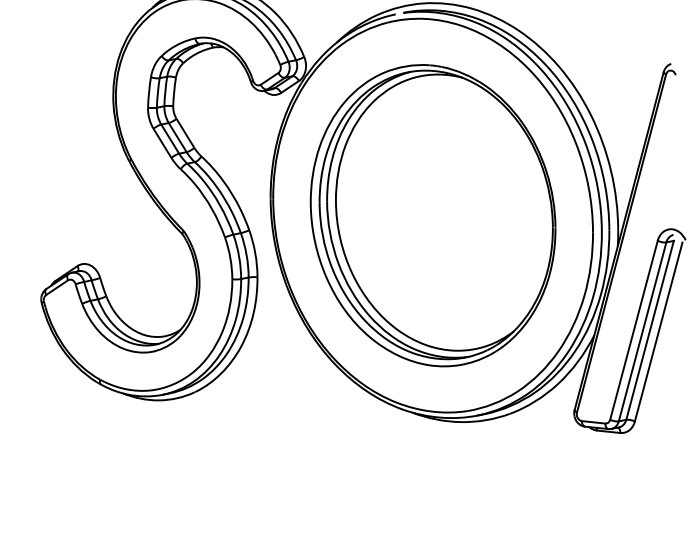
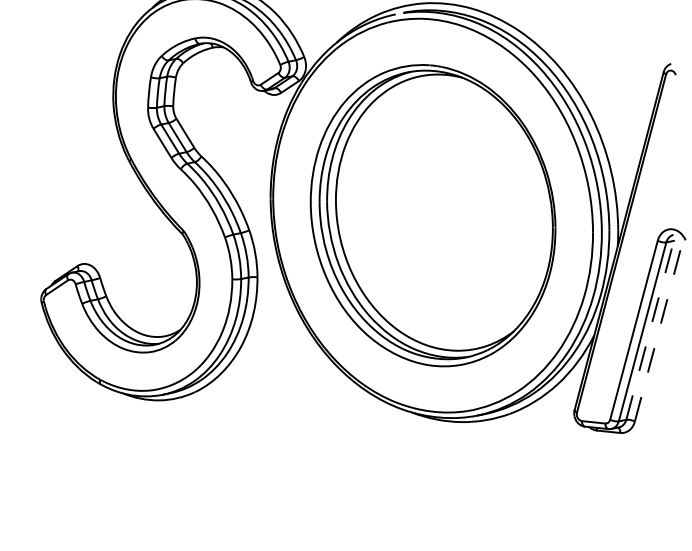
line: solid -> dashed (650, 330)
line: solid -> dashed (658, 332)
